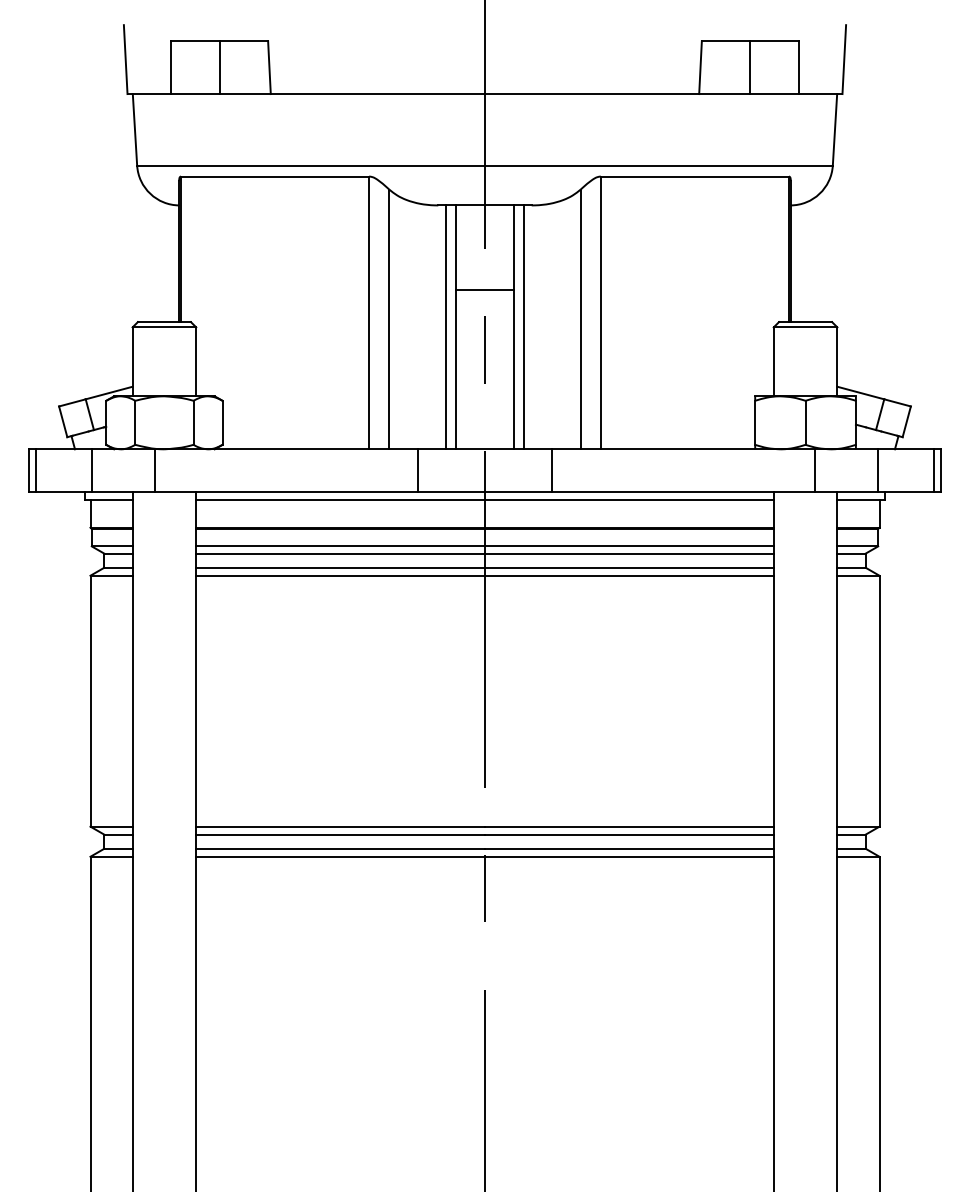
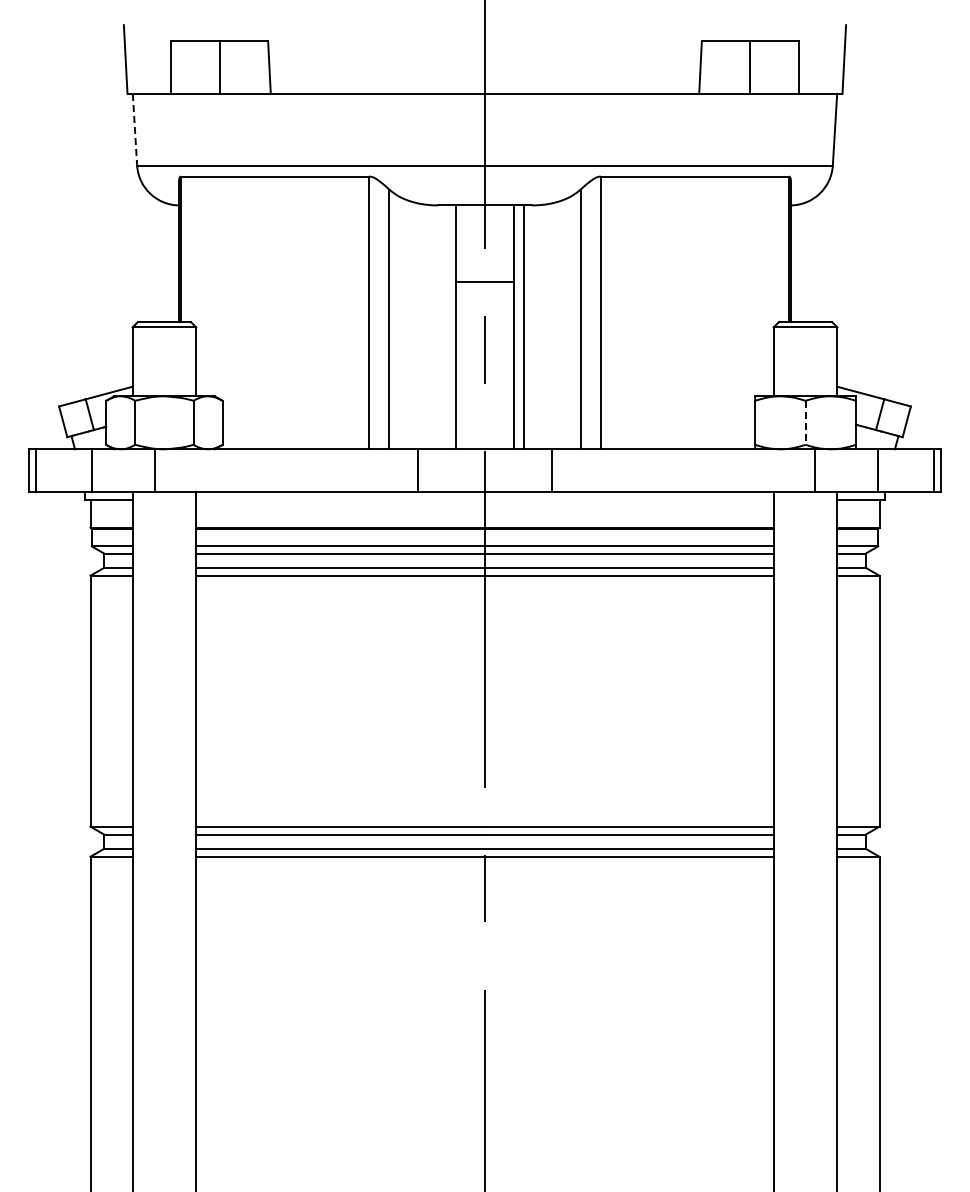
line: solid -> dashed (134, 129)
line position: (484, 290) -> (484, 282) (484, 282)
line: present -> none (446, 327)
line: solid -> dashed (805, 423)
line: present -> none (484, 499)
